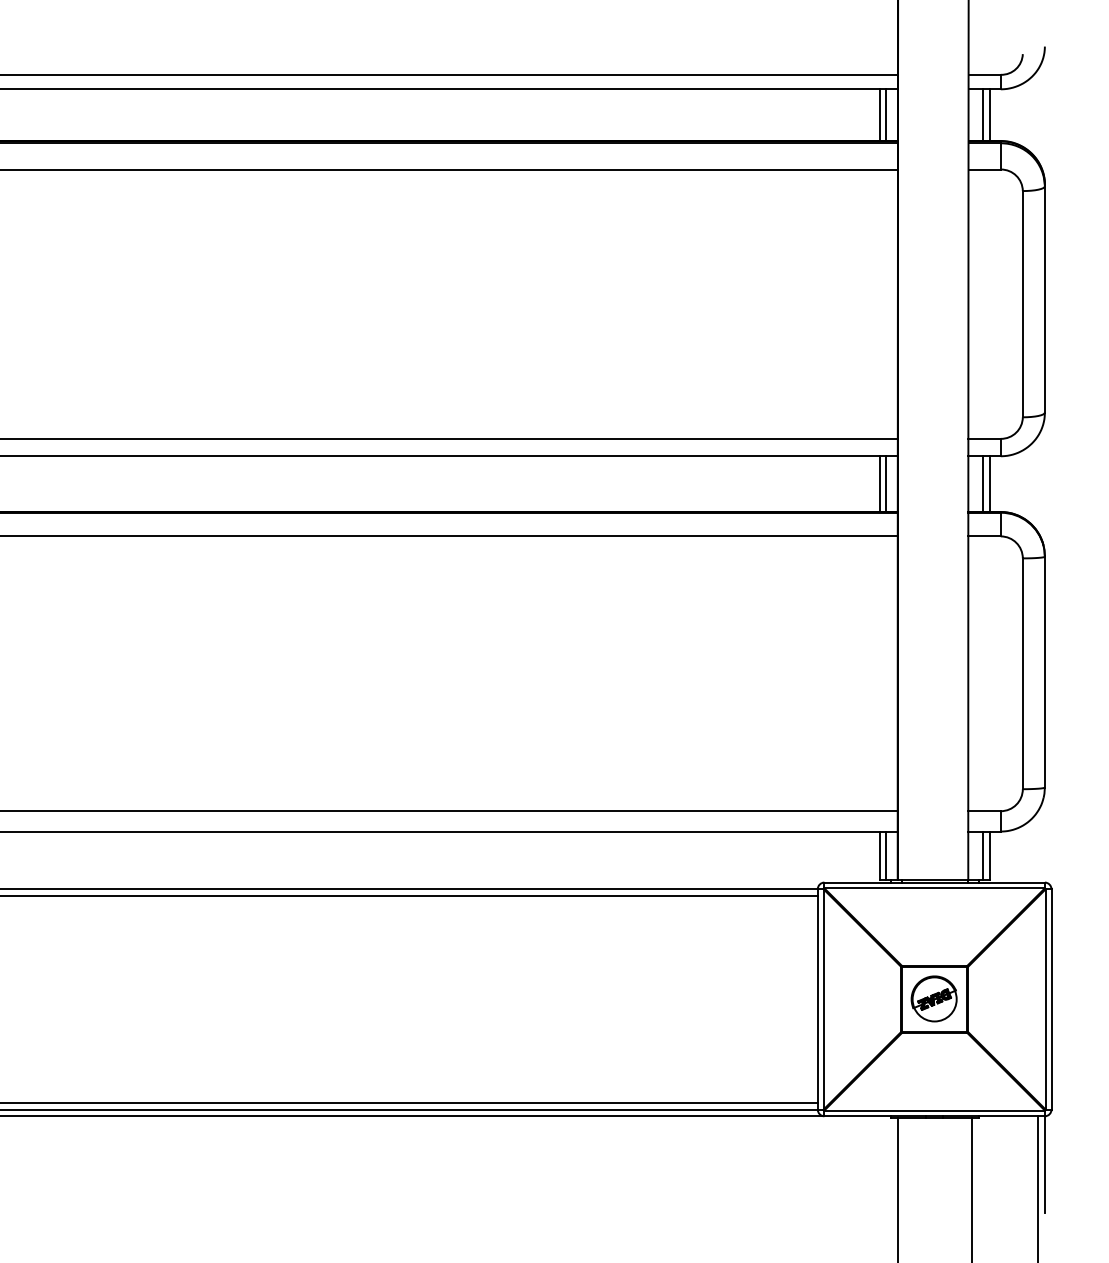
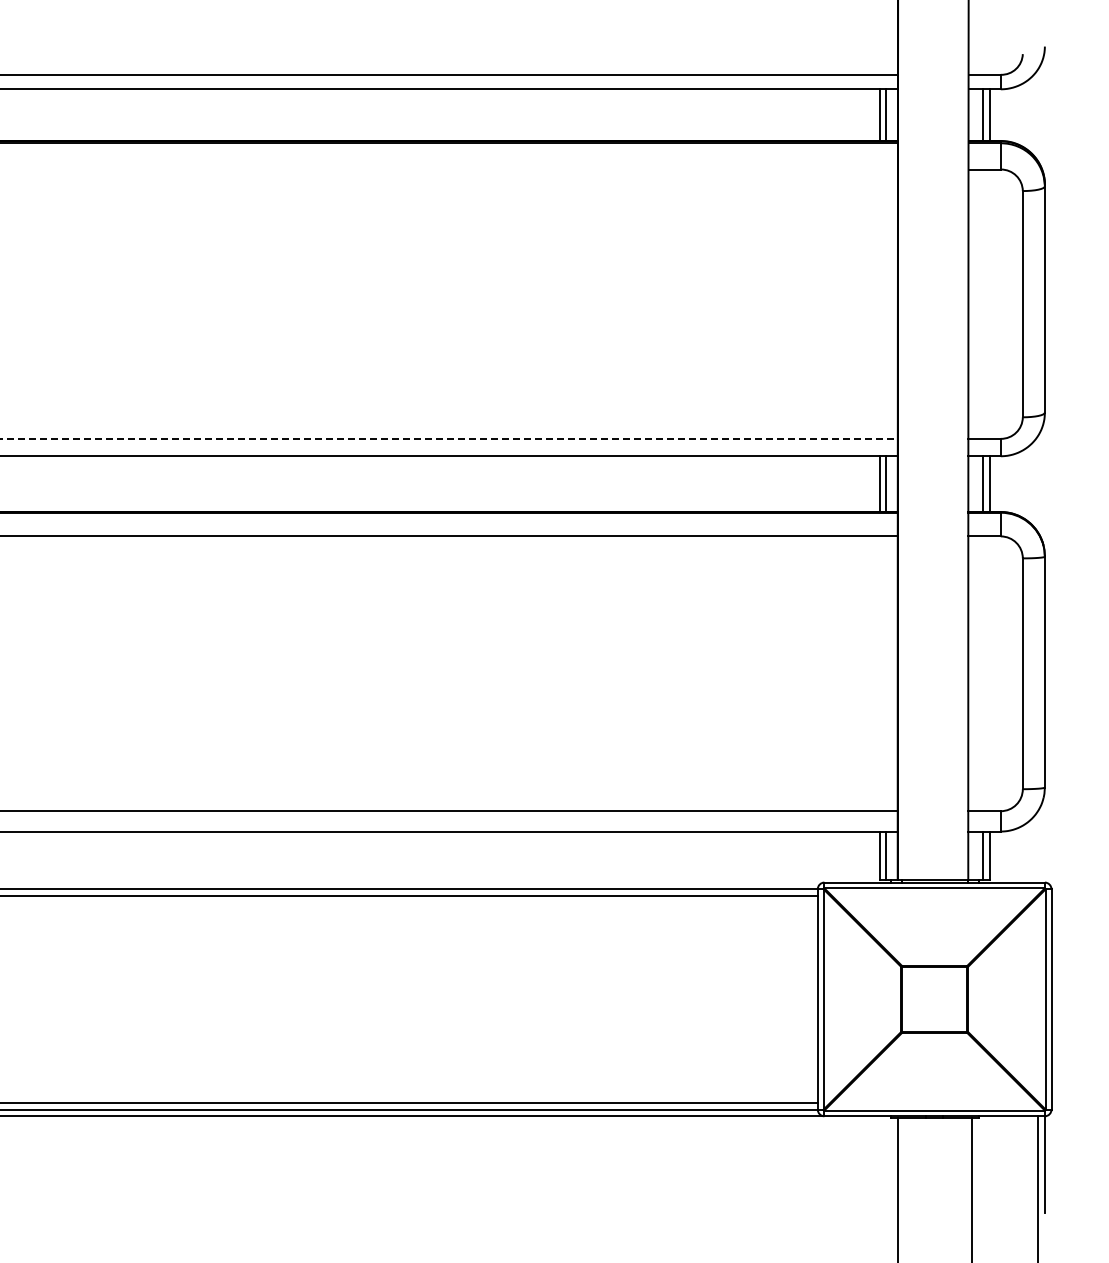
line: present -> none (449, 169)
line: solid -> dashed (449, 438)
part: present -> none (933, 998)
